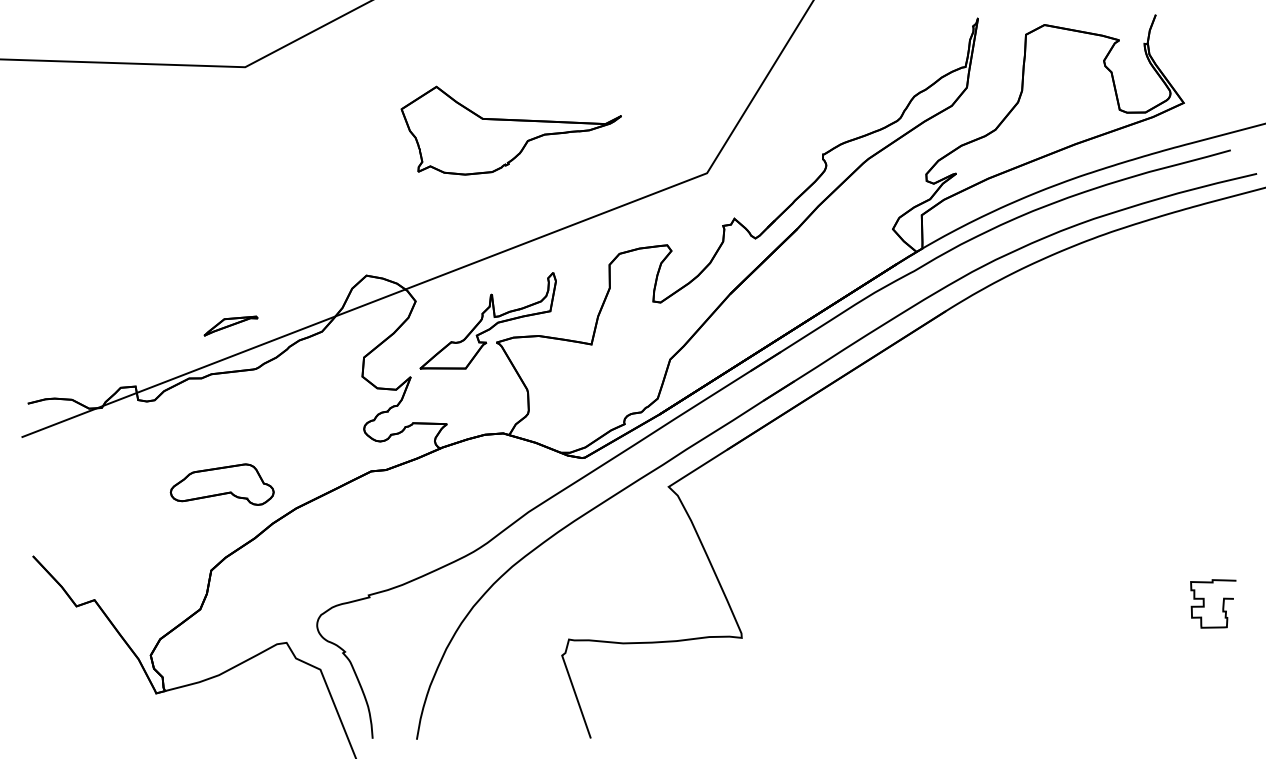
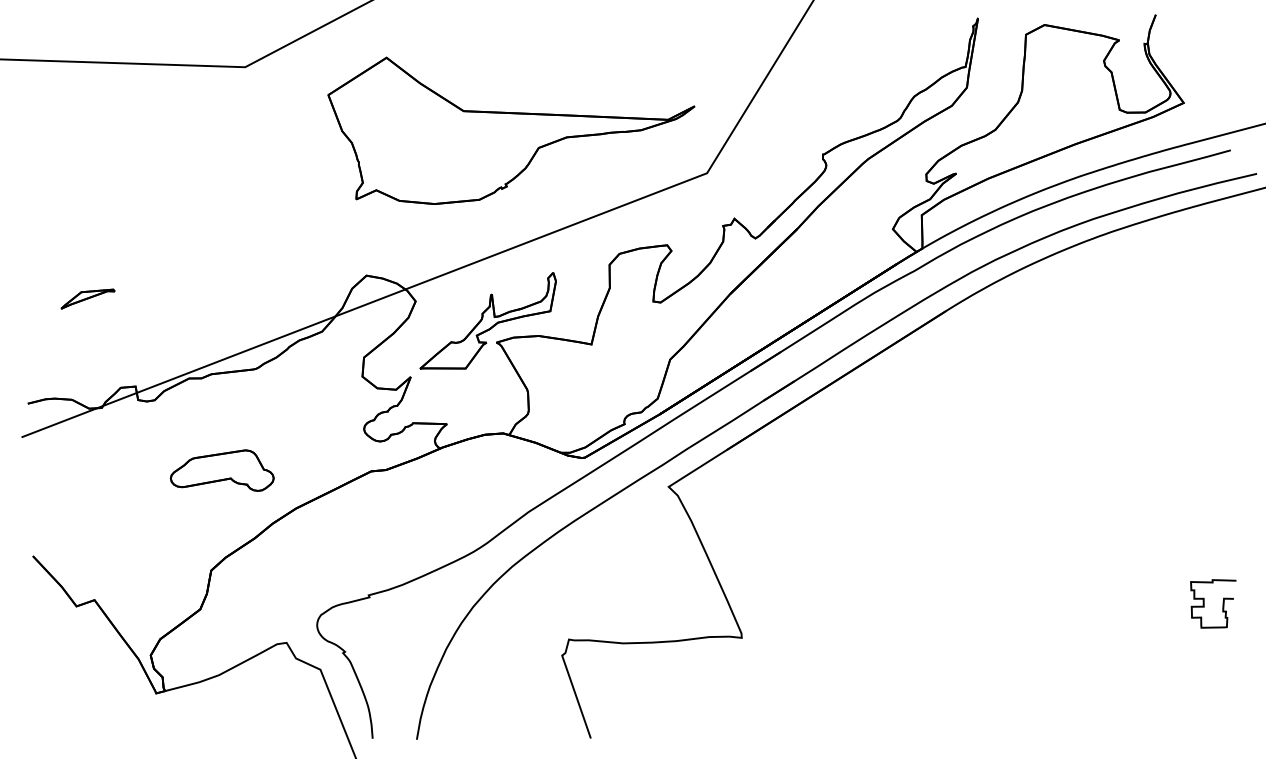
part size: 222x91 px -> 369x149 px (511, 130)
part position: (230, 325) -> (87, 298) (87, 298)
part position: (221, 484) -> (221, 470) (221, 470)
